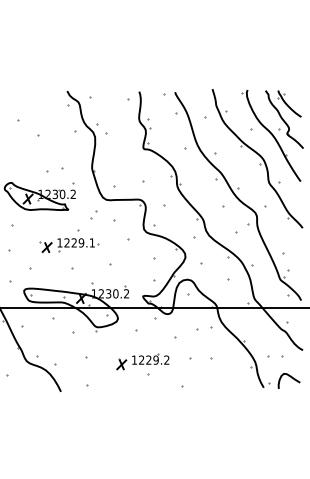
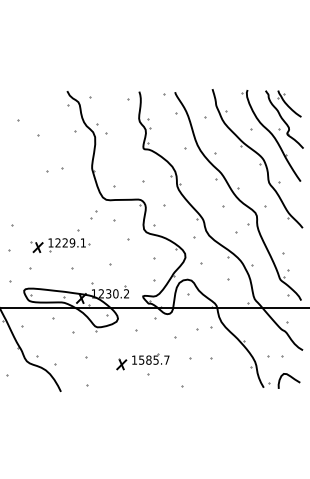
part: present -> none (39, 196)
part position: (69, 245) -> (60, 245) (60, 245)
text: 1229.2 -> 1585.7 (154, 359)
